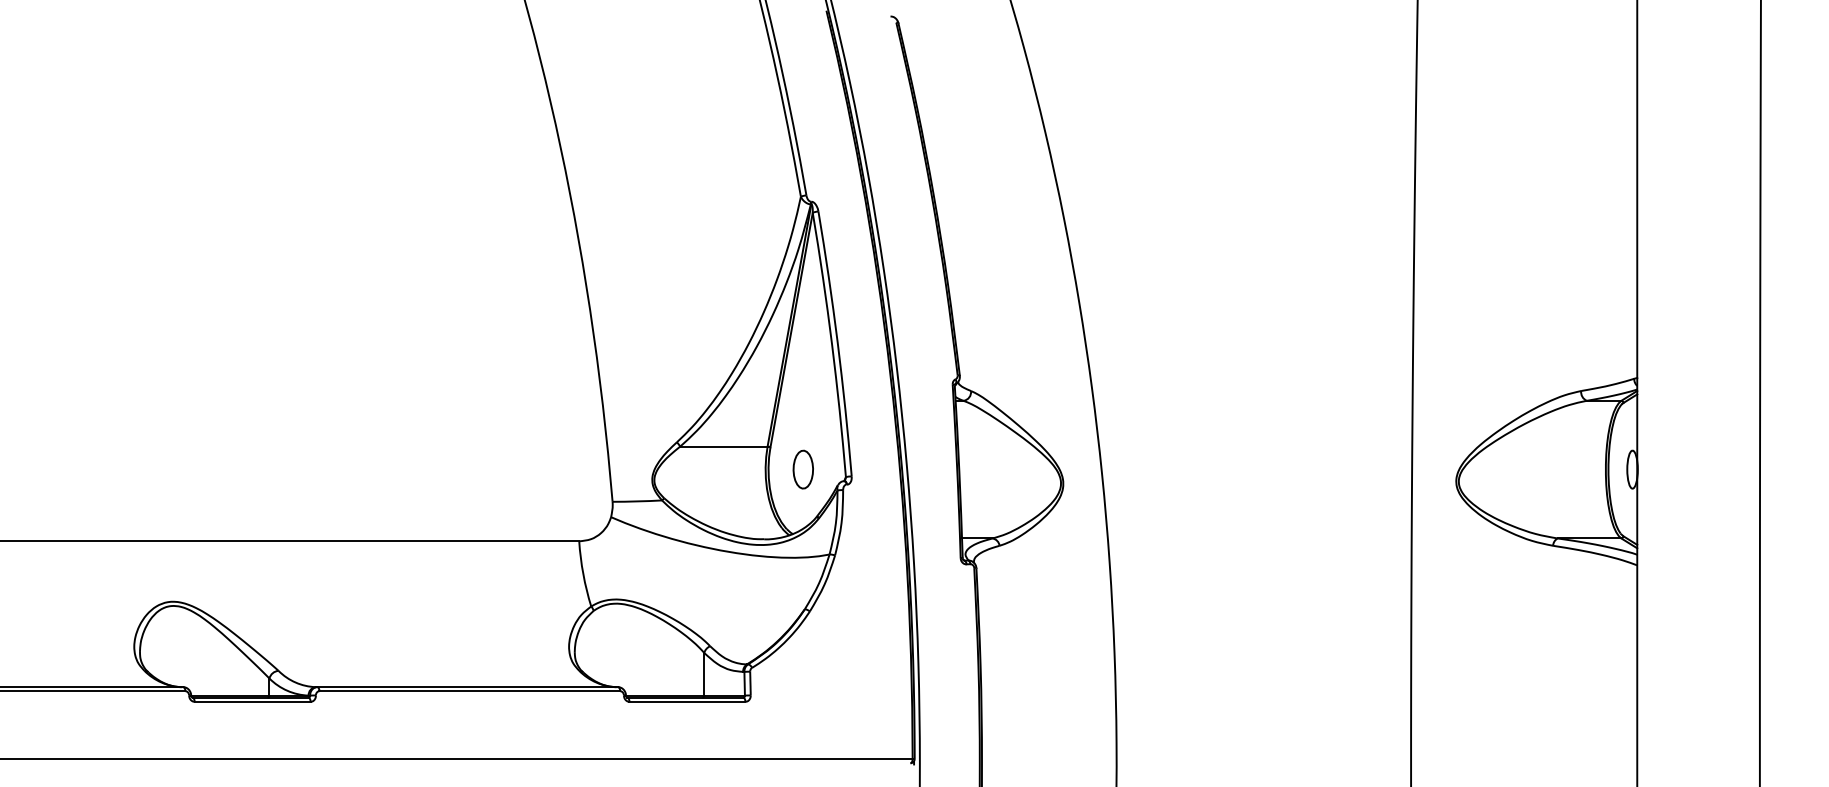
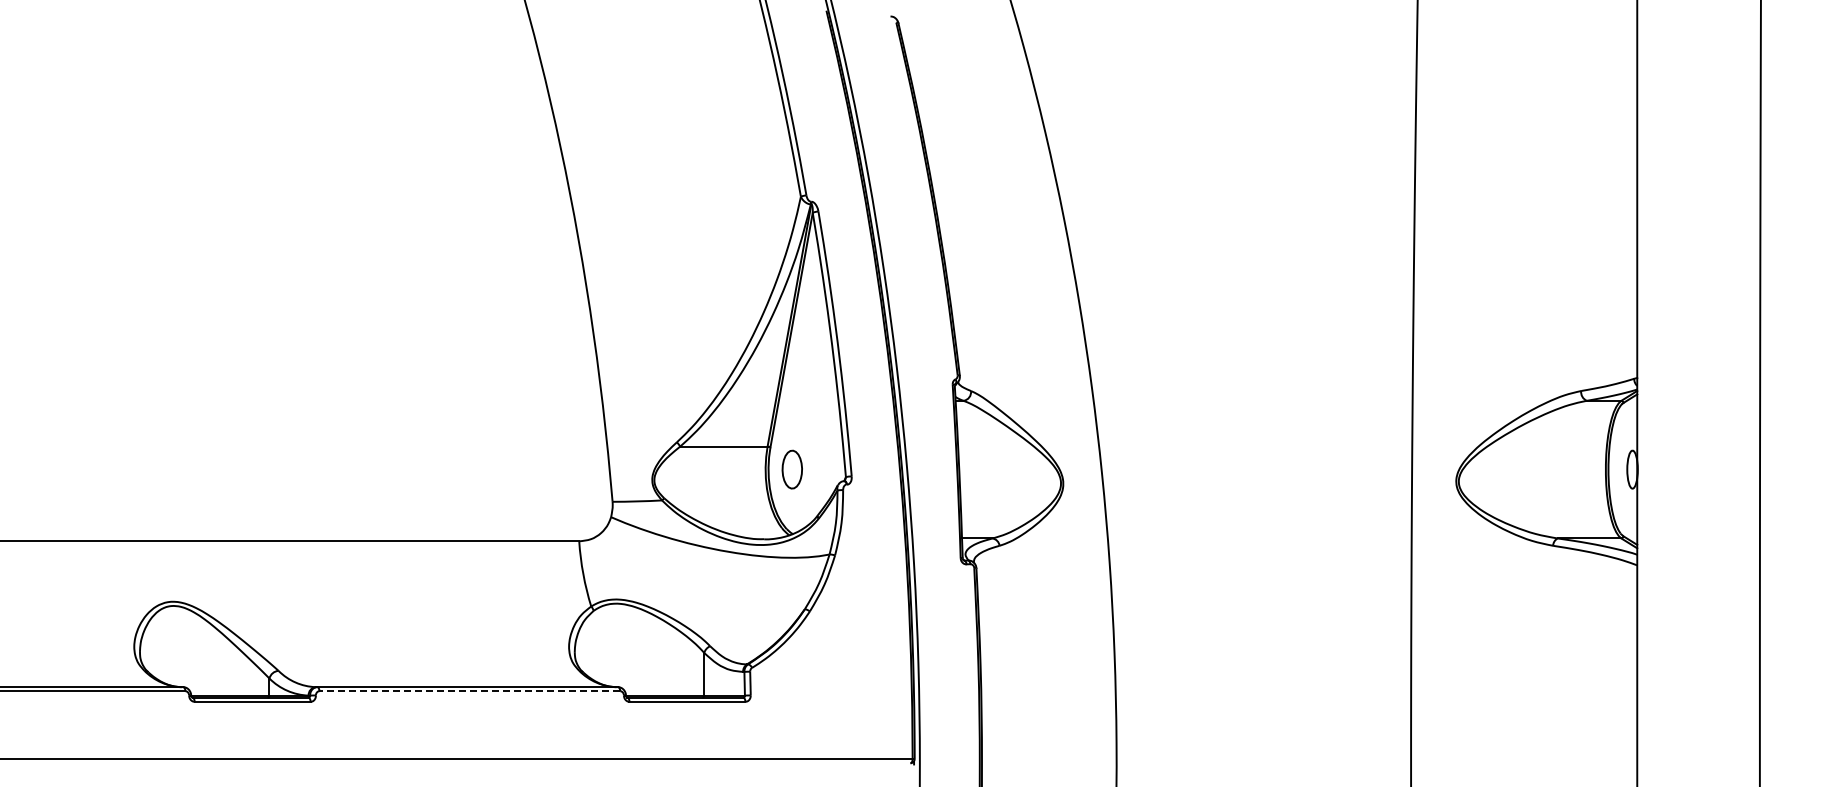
part position: (802, 469) -> (791, 469) (791, 469)
line: solid -> dashed (469, 691)
